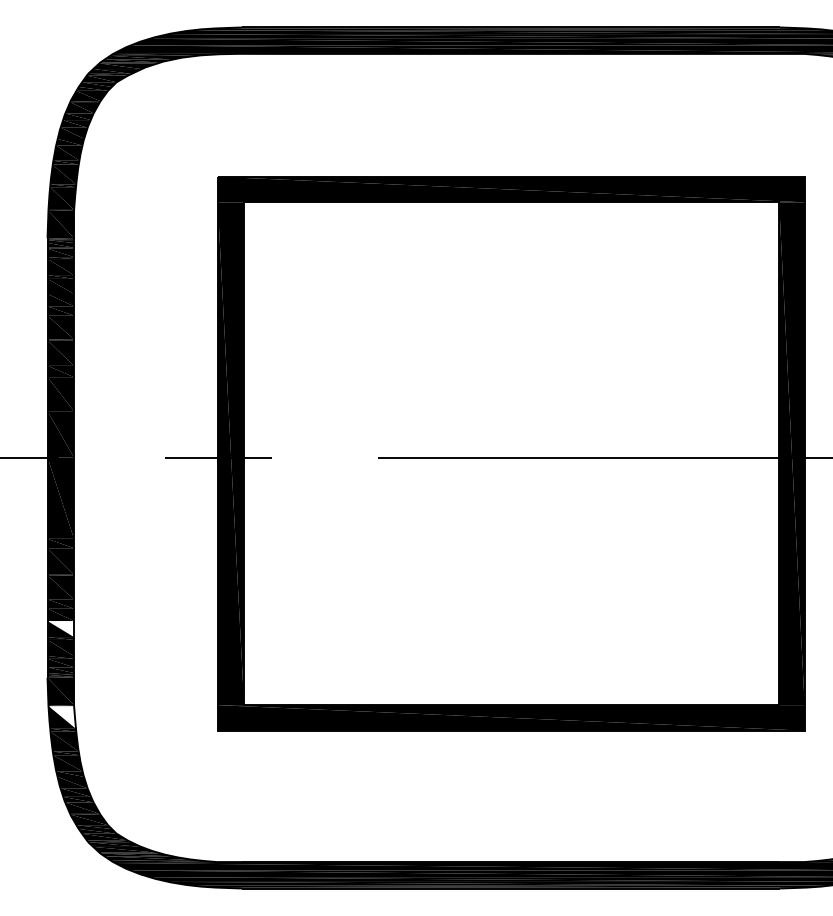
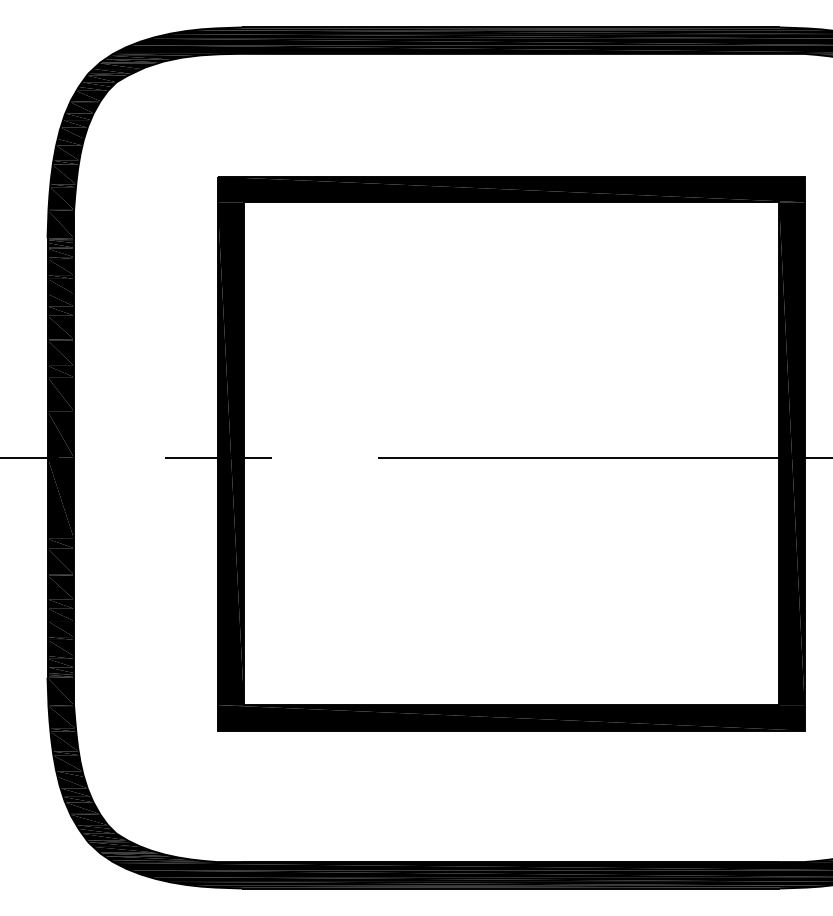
fill: none -> present (60, 629)
fill: none -> present (61, 717)
